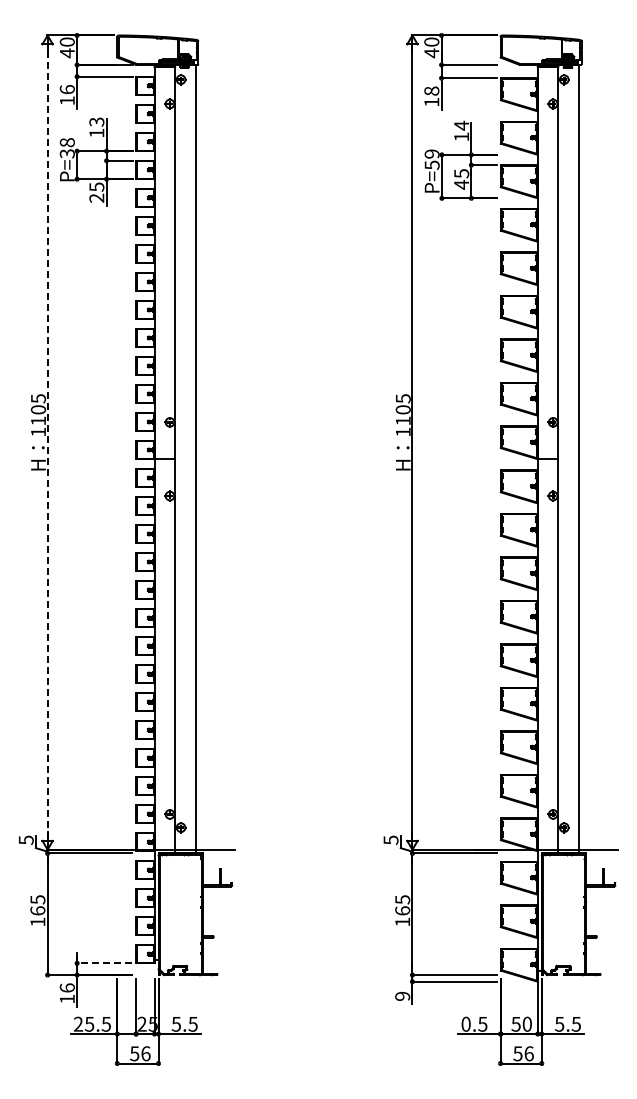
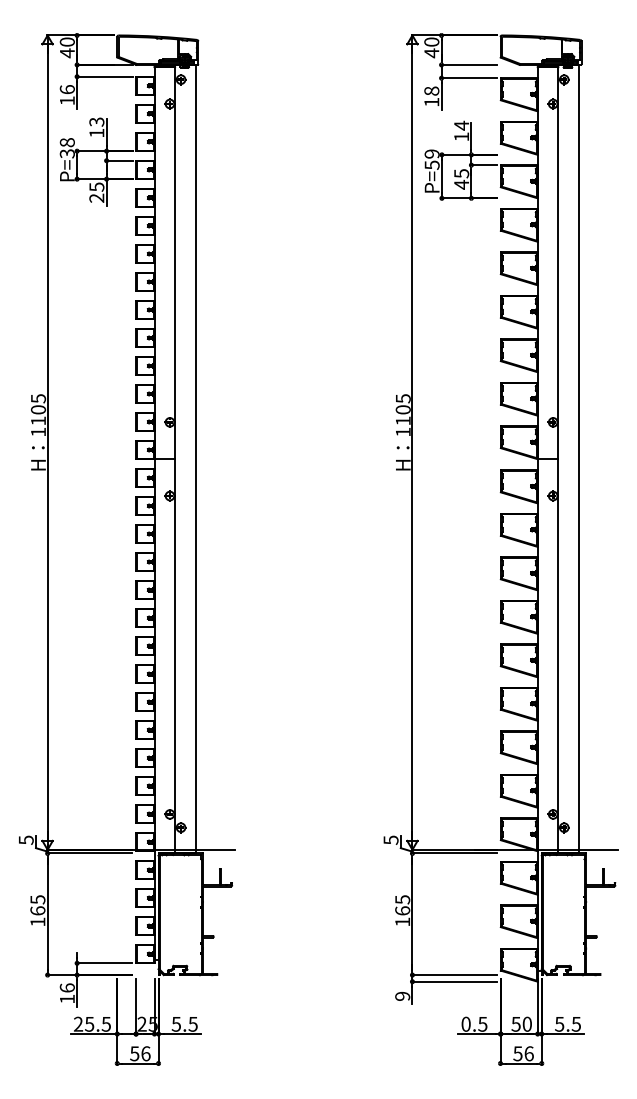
line: dashed -> solid (47, 442)
line: dashed -> solid (103, 963)
